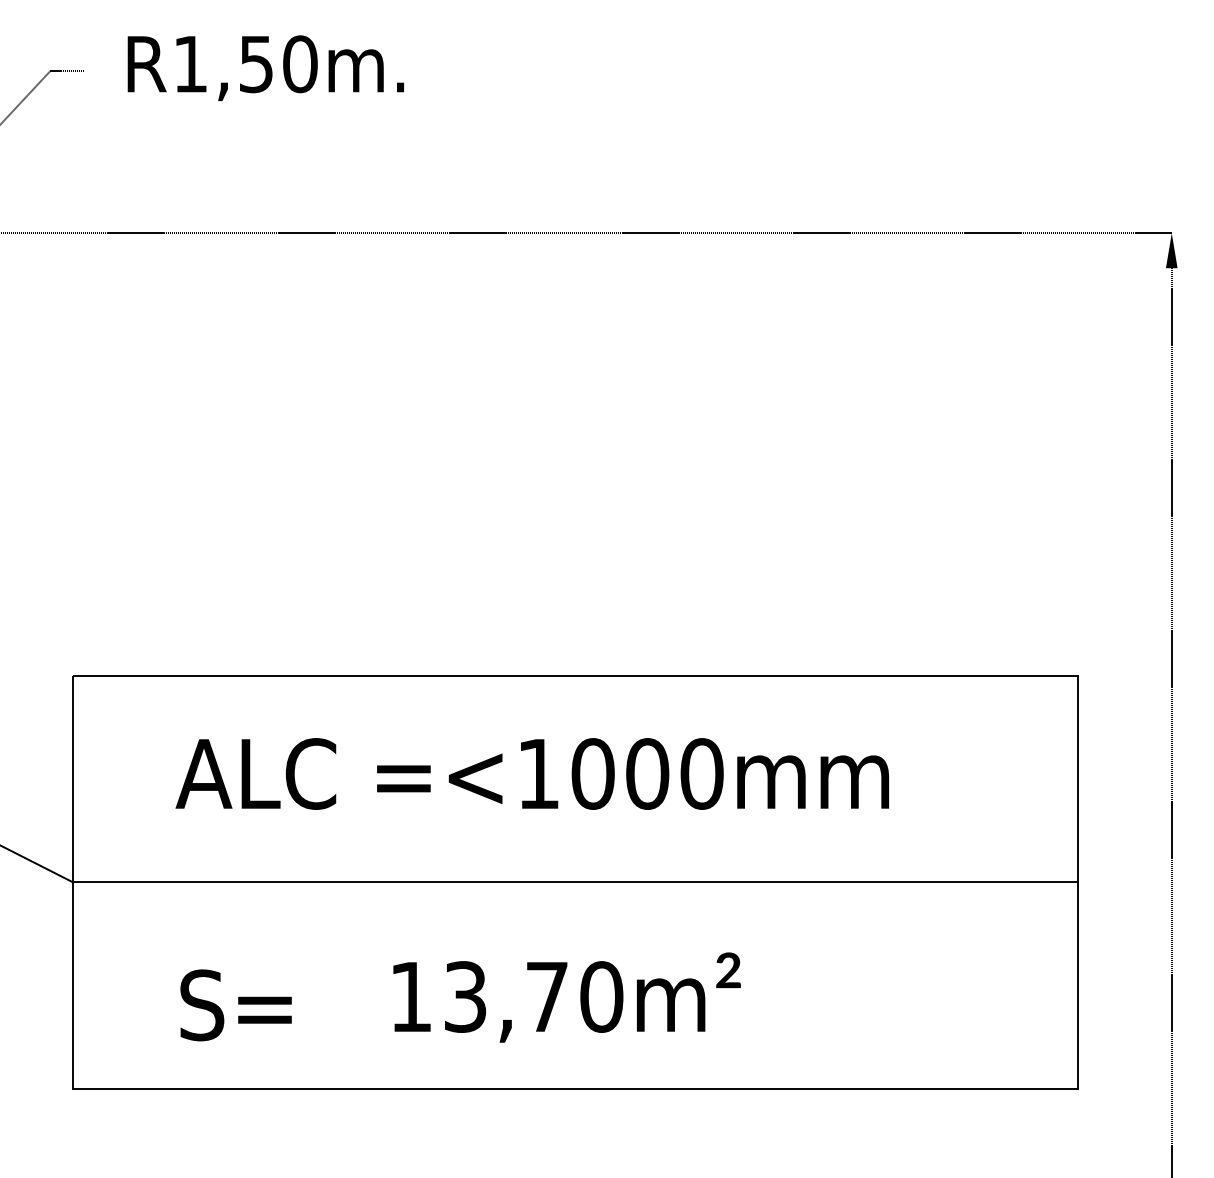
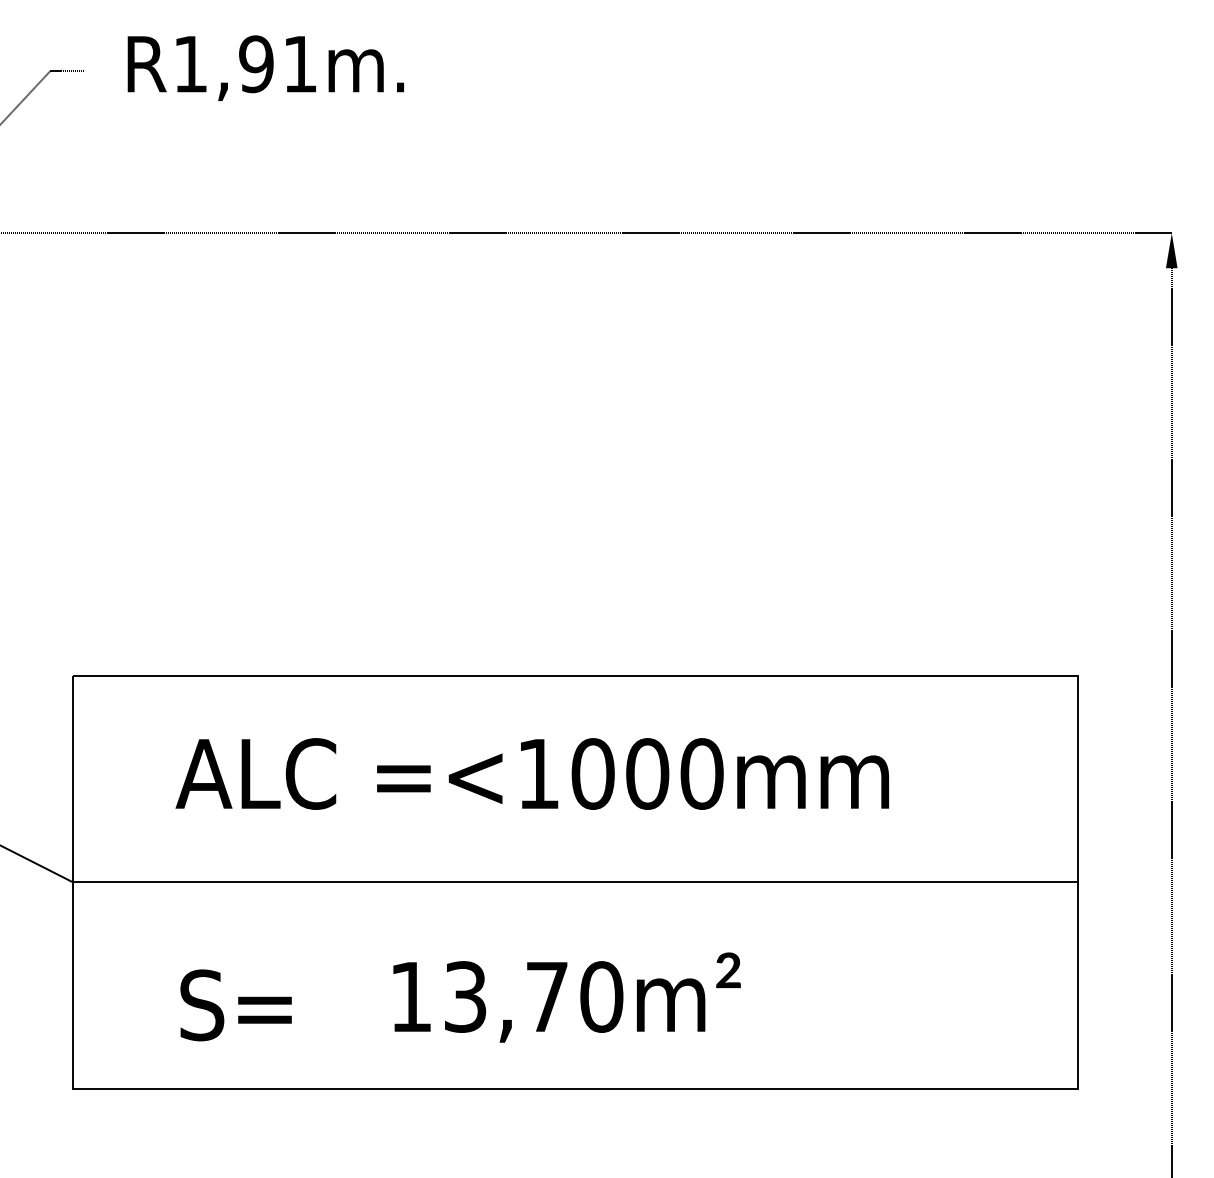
text: R1,50m. -> R1,91m. (278, 64)
